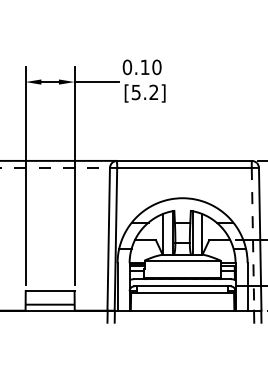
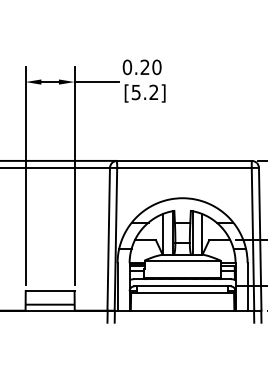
text: 0.10 -> 0.20 (144, 66)
line: dashed -> solid (55, 168)
line: dashed -> solid (253, 239)
